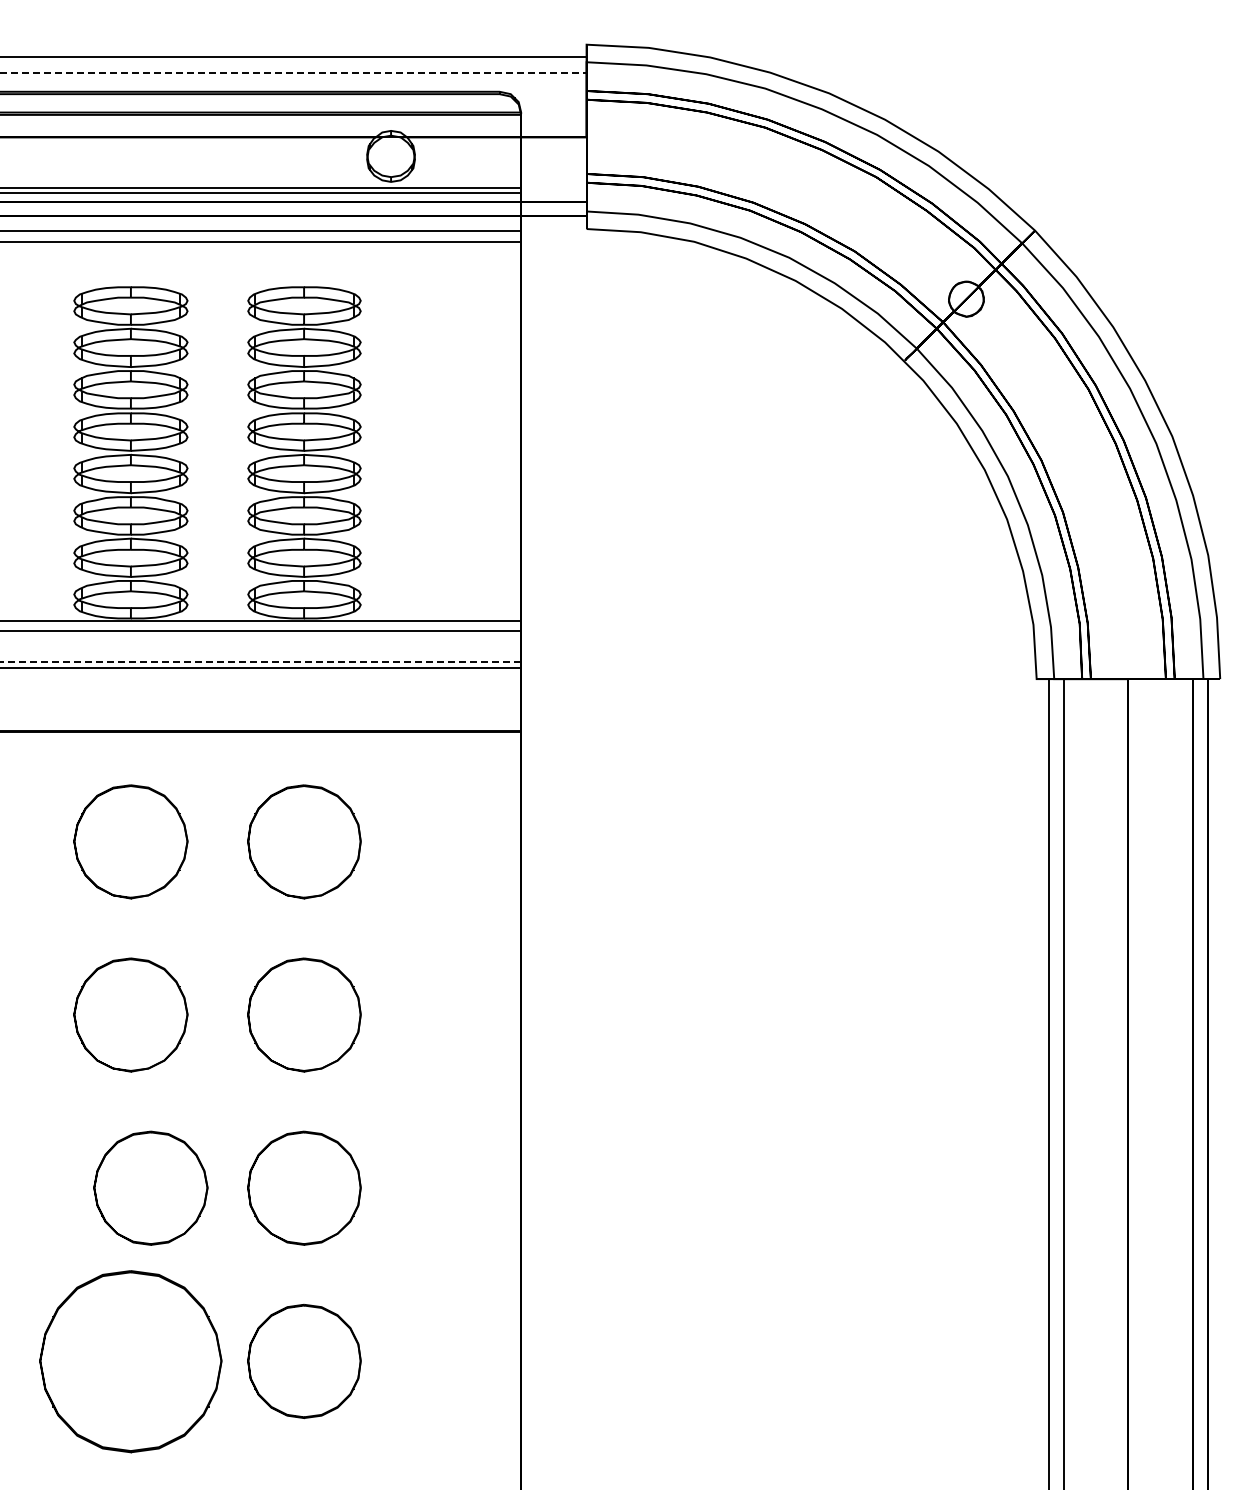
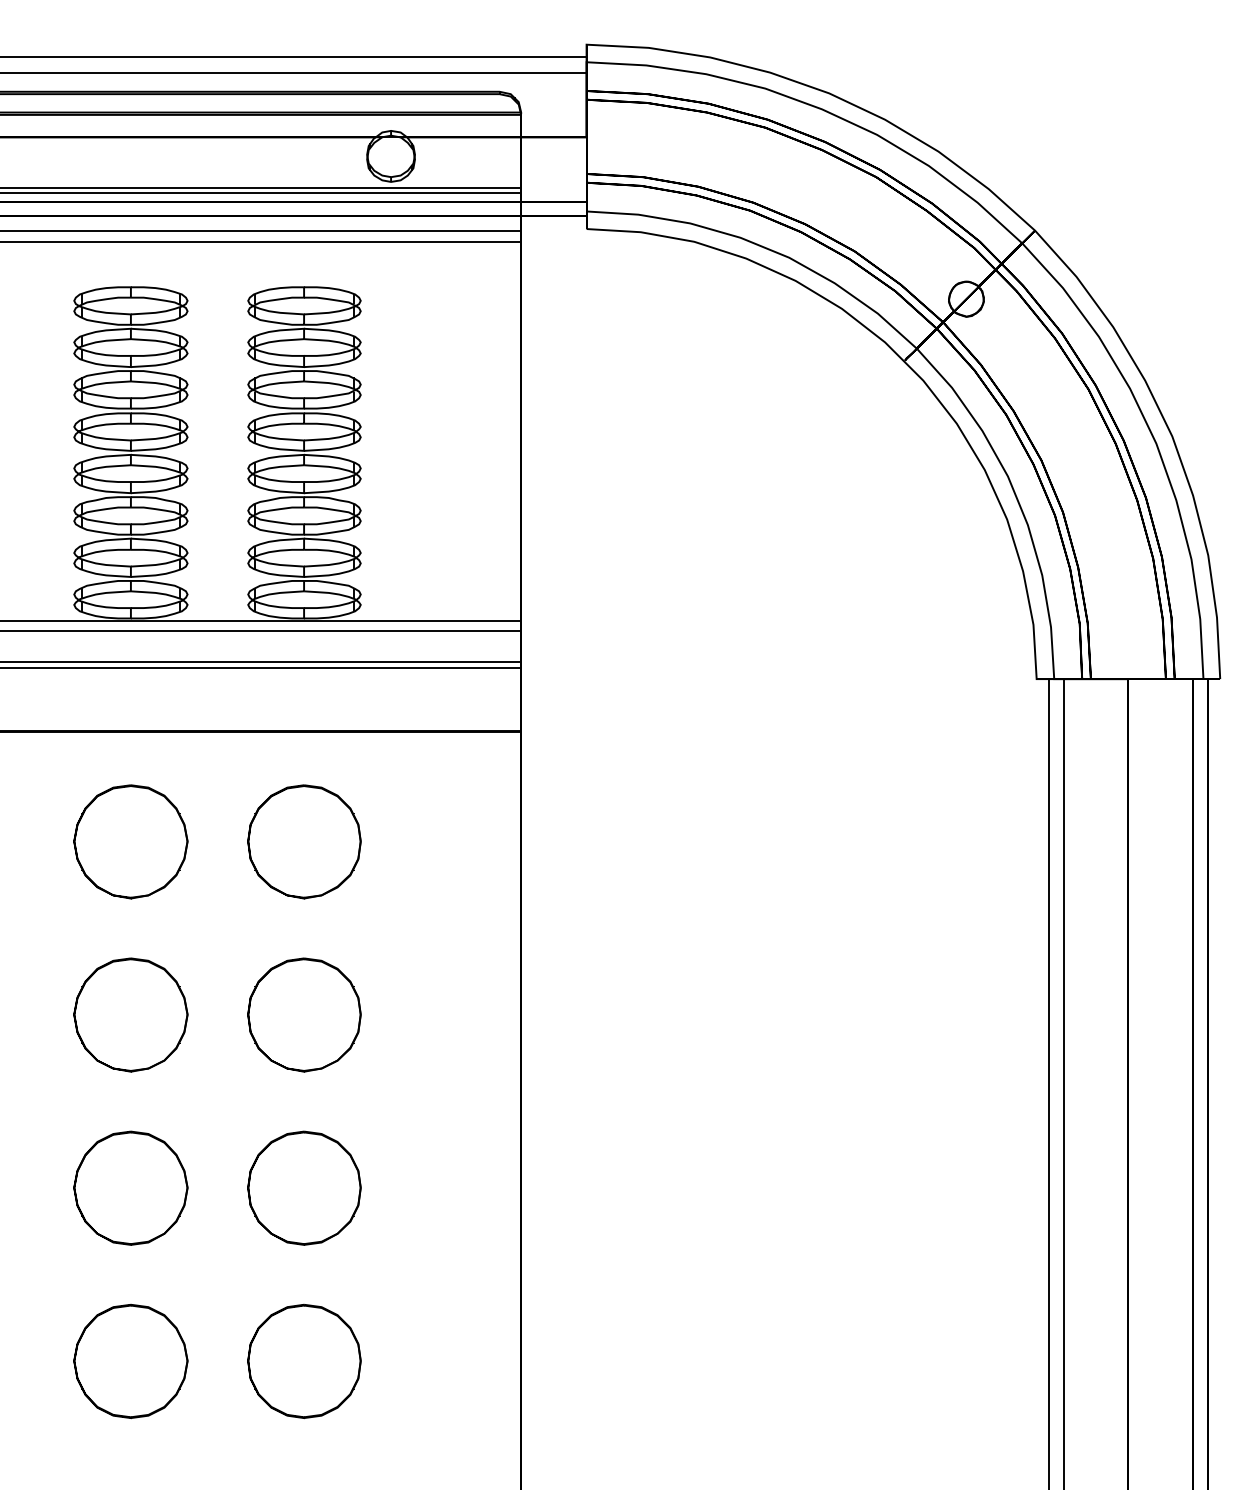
line: dashed -> solid (293, 72)
line: dashed -> solid (260, 661)
part position: (150, 1187) -> (130, 1187) (130, 1187)
part size: 184x184 px -> 116x116 px (130, 1360)
